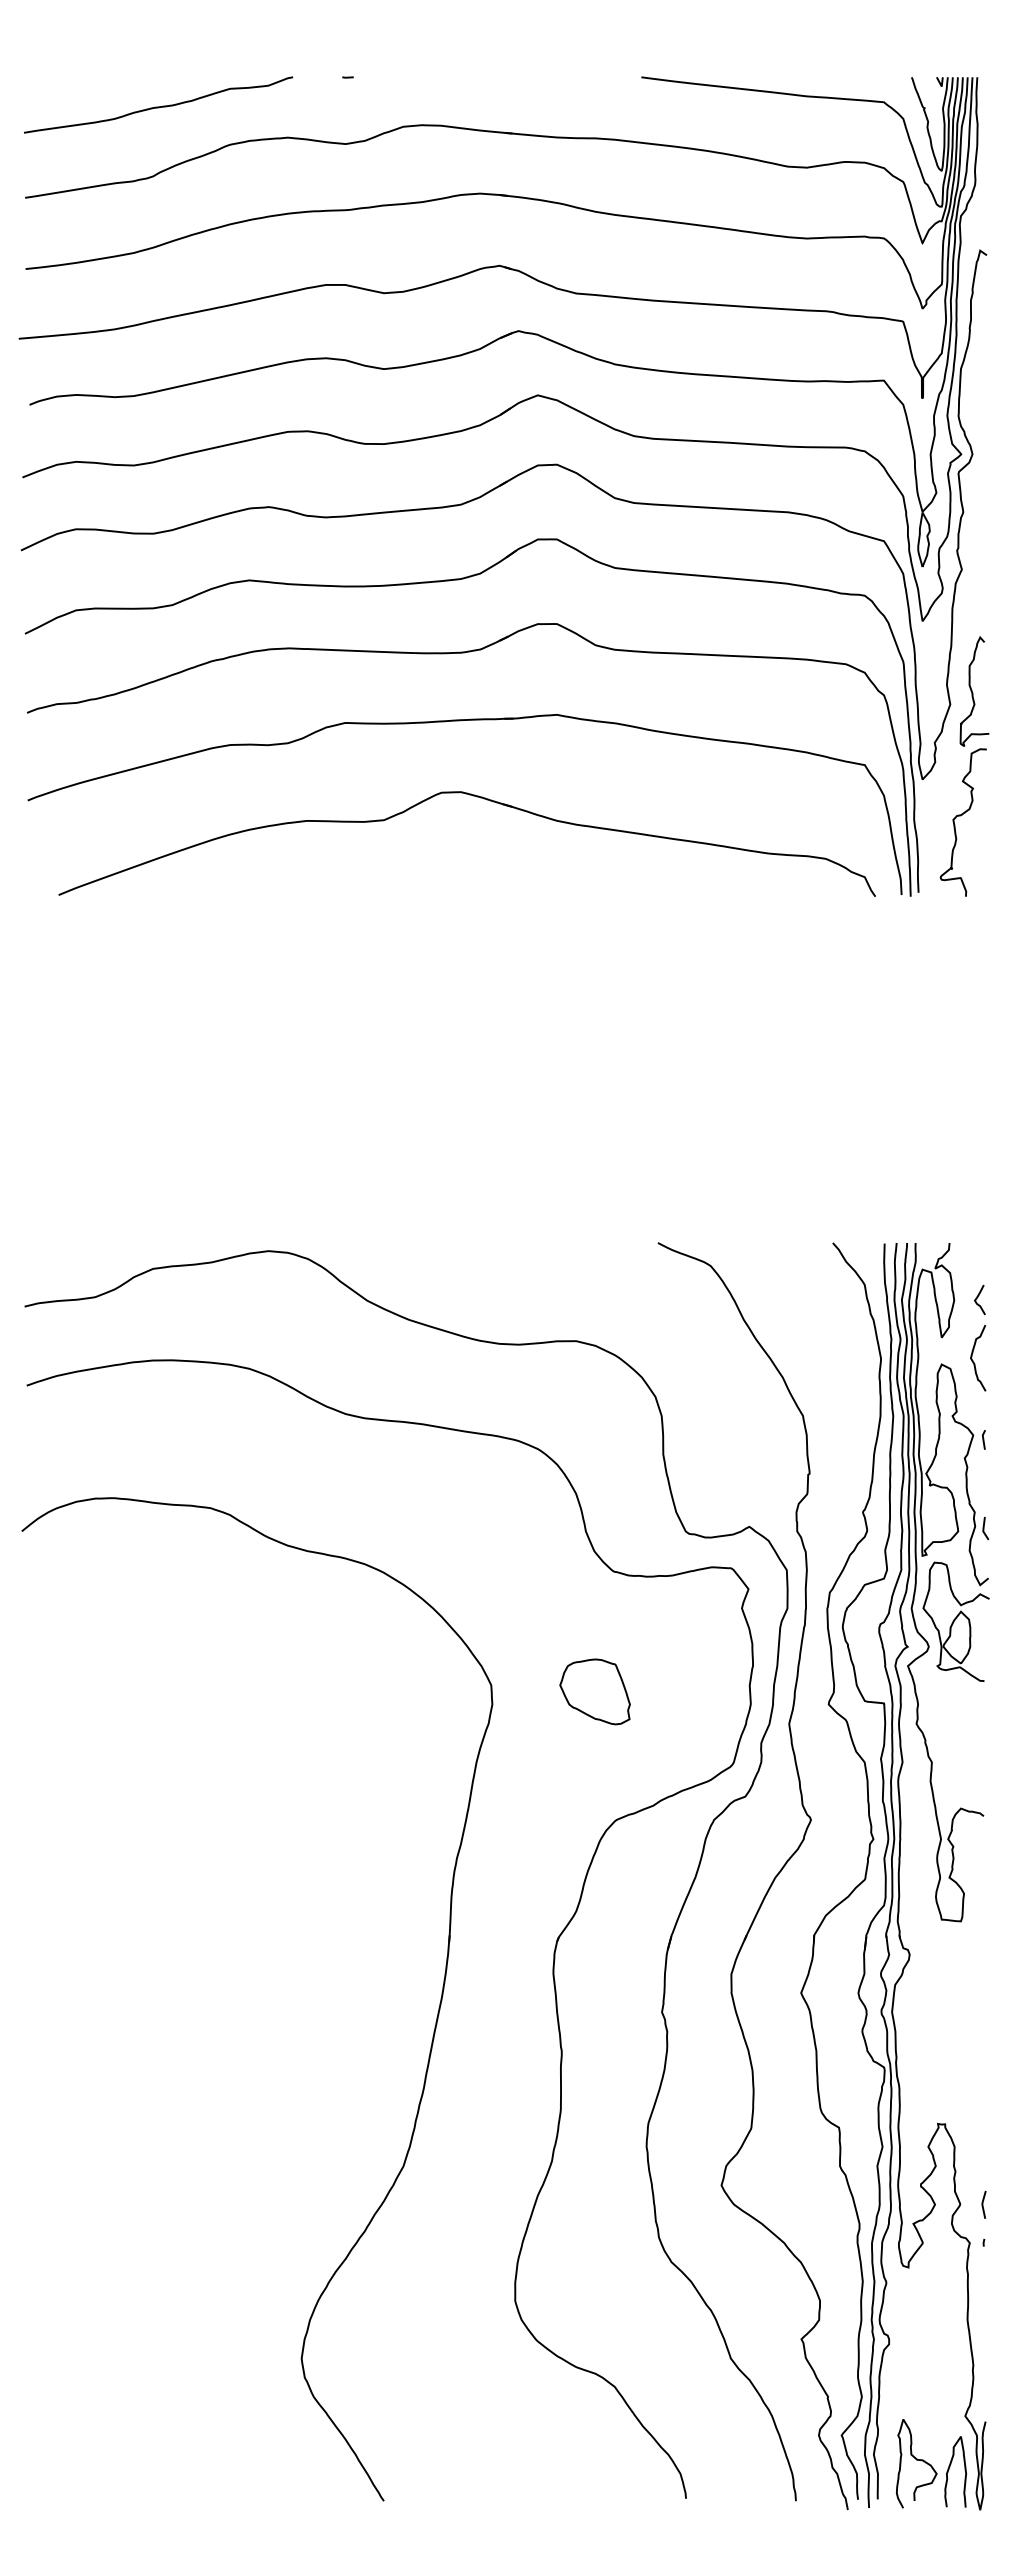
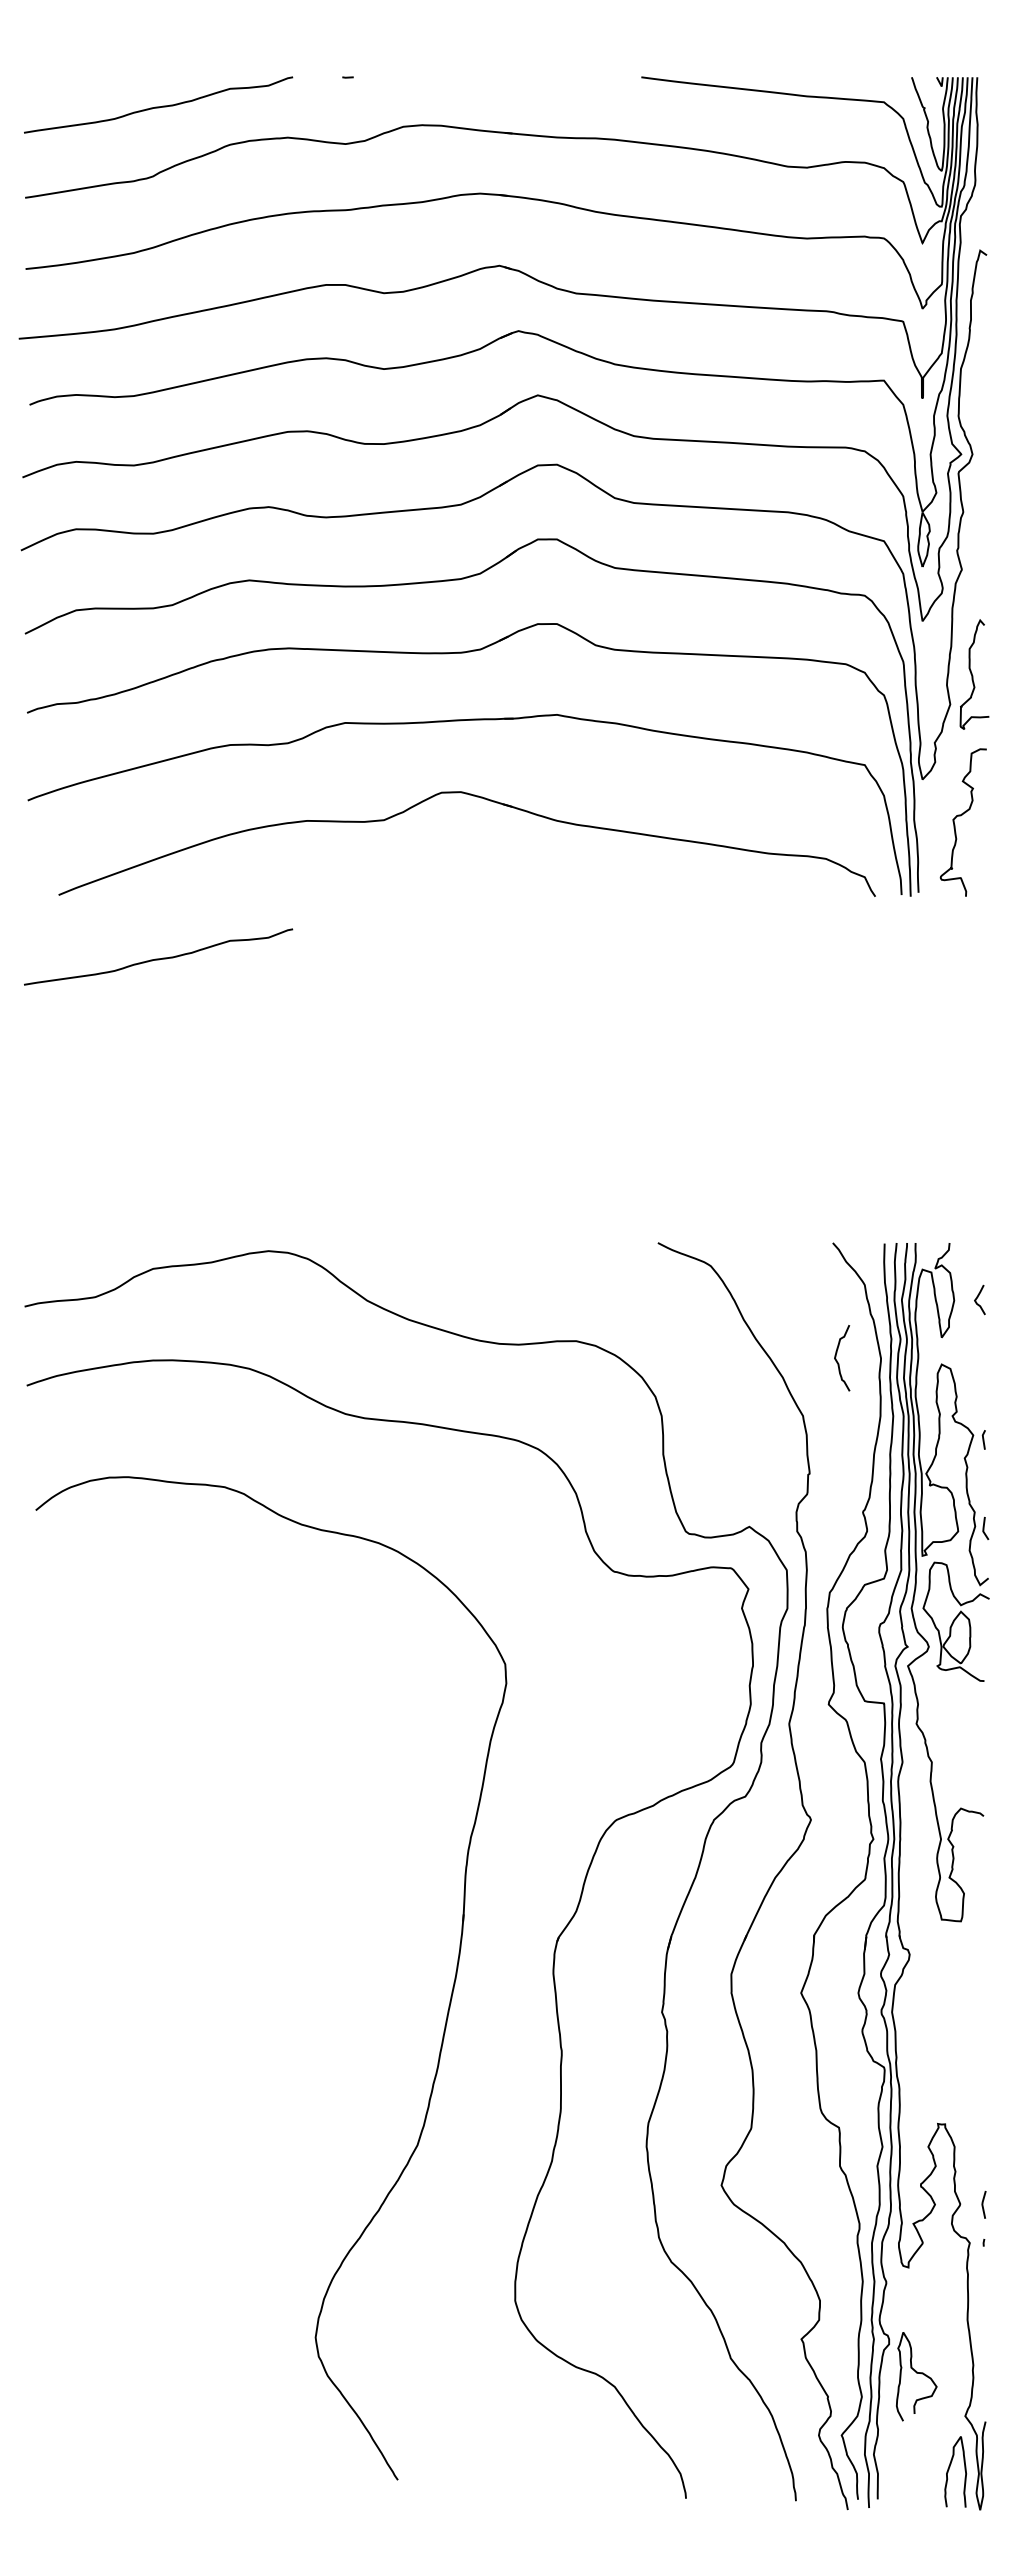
curve position: (973, 692) -> (973, 675) (973, 675)
curve: none -> present (158, 958)
curve position: (973, 1360) -> (837, 1360) (837, 1360)
part: present -> none (594, 1691)
part position: (432, 2036) -> (446, 2015) (446, 2015)
curve position: (916, 2460) -> (916, 2373) (916, 2373)
